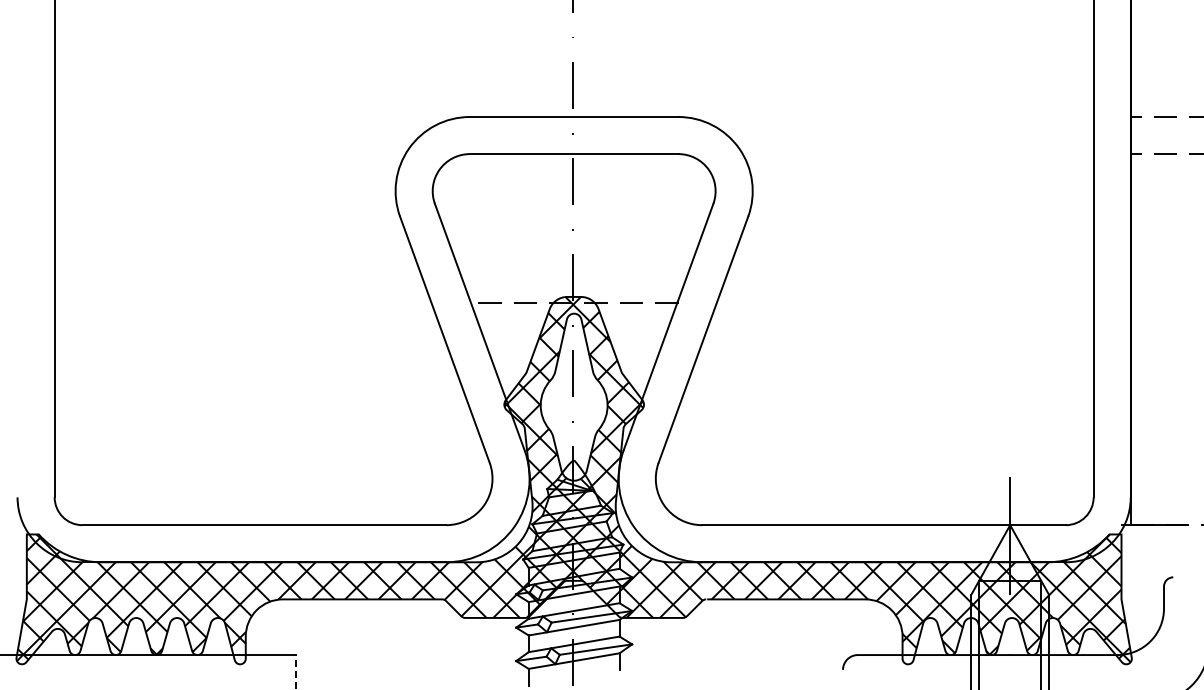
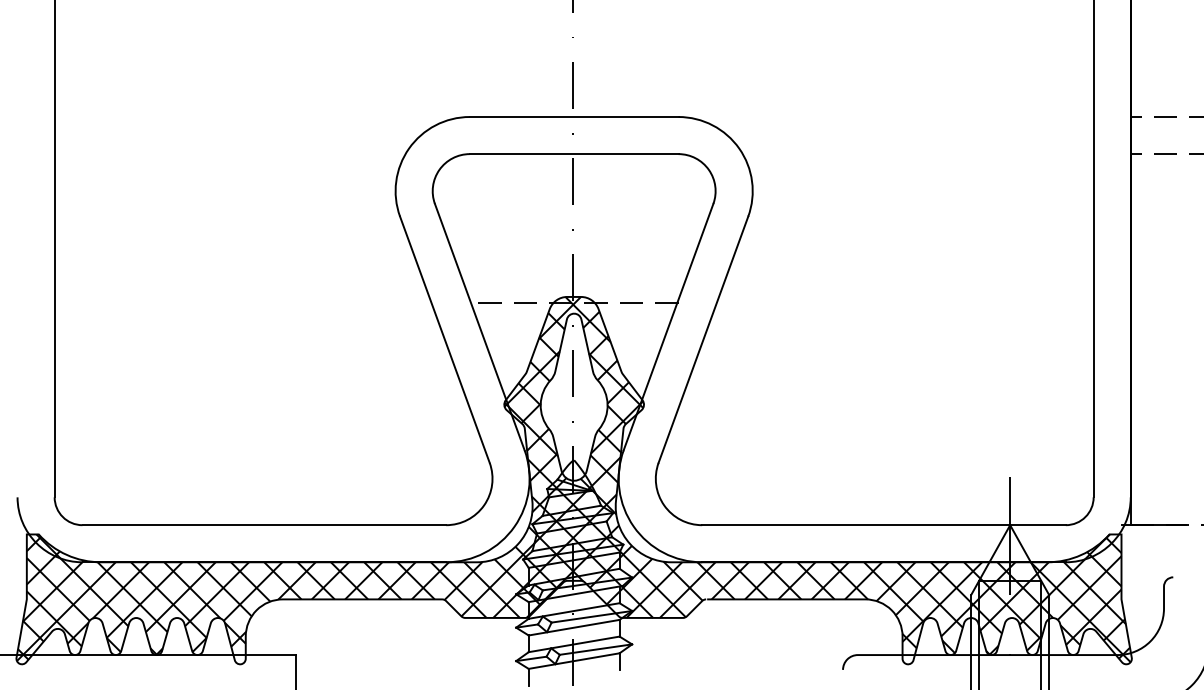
line: dashed -> solid (295, 672)
